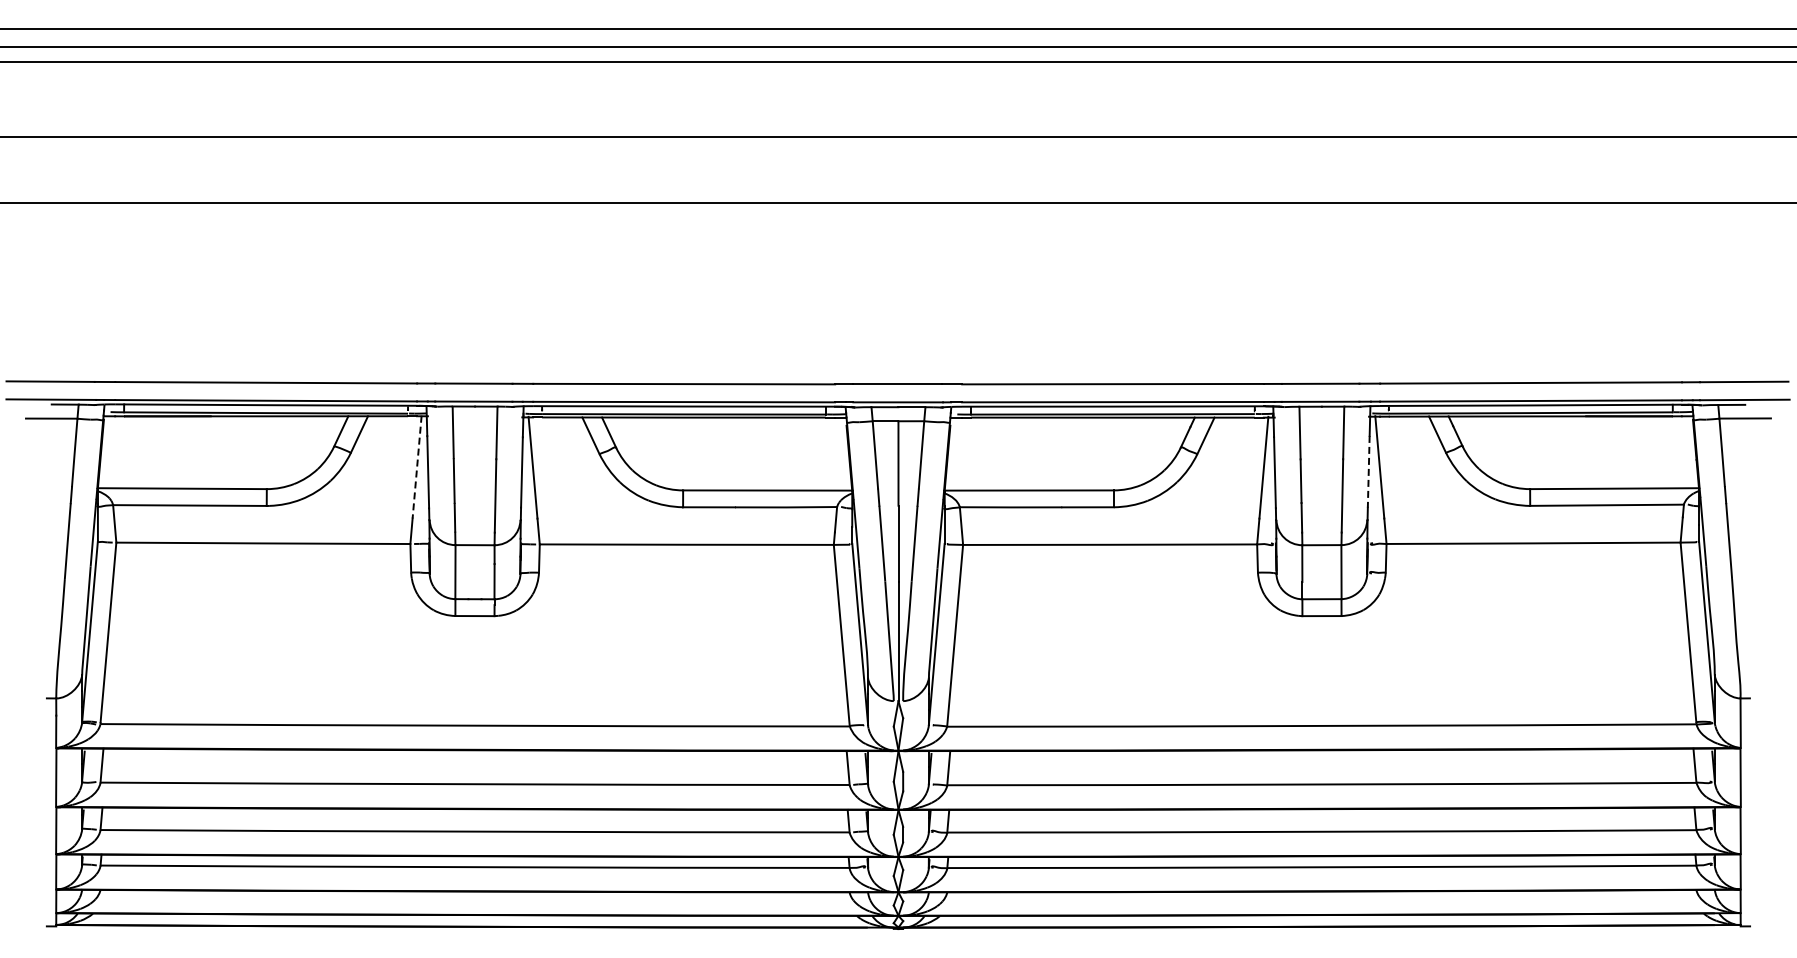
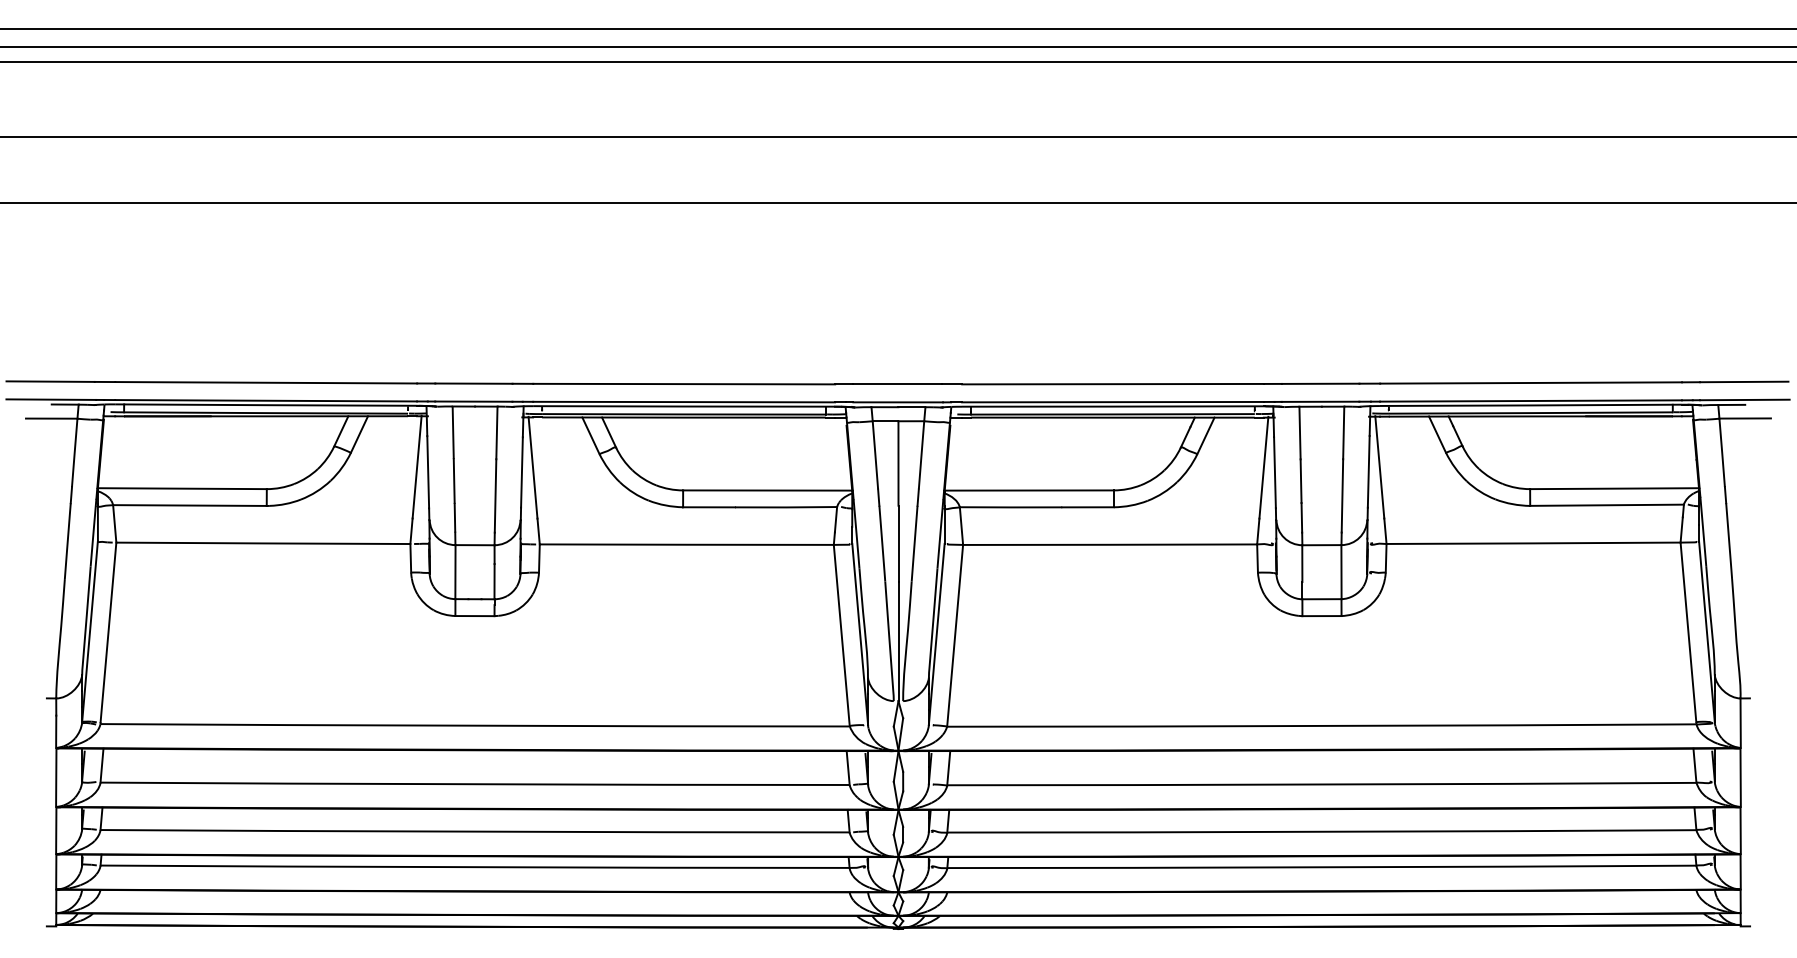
line: dashed -> solid (417, 467)
line: dashed -> solid (1368, 471)
